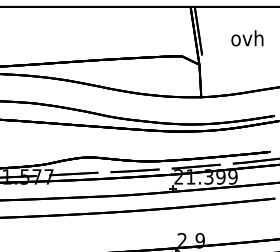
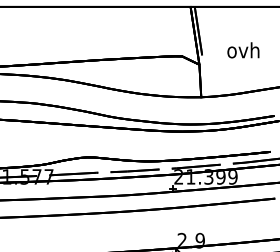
text position: (247, 38) -> (243, 50) (243, 50)
